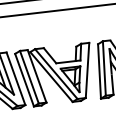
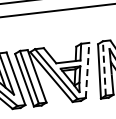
line: solid -> dashed (104, 67)
line: solid -> dashed (87, 70)
